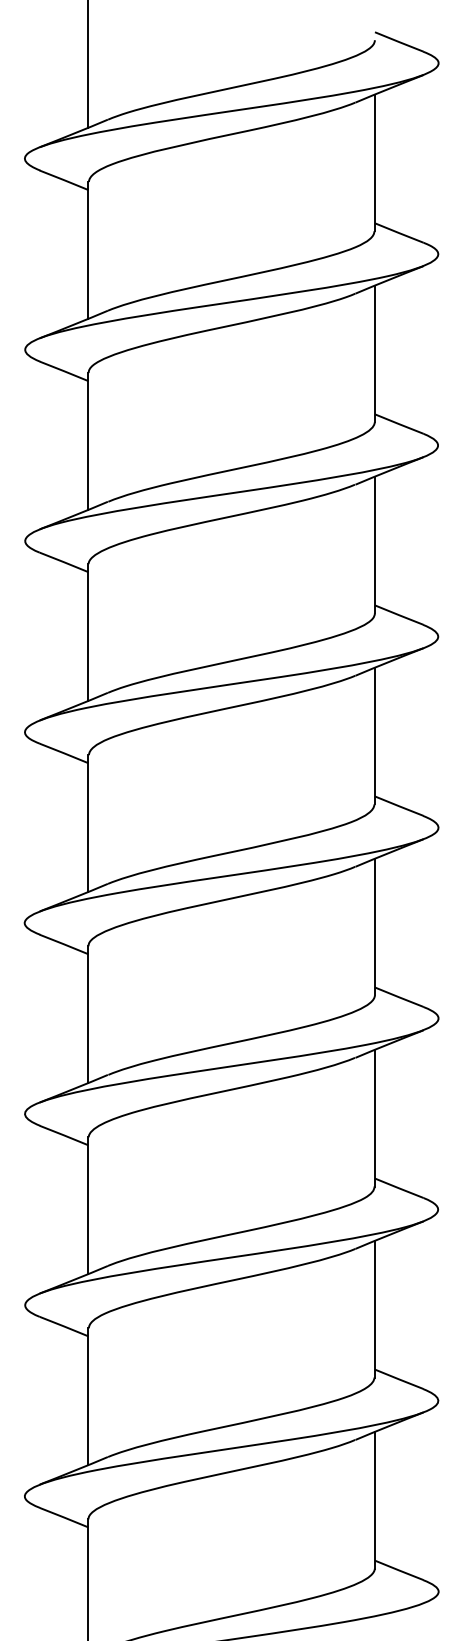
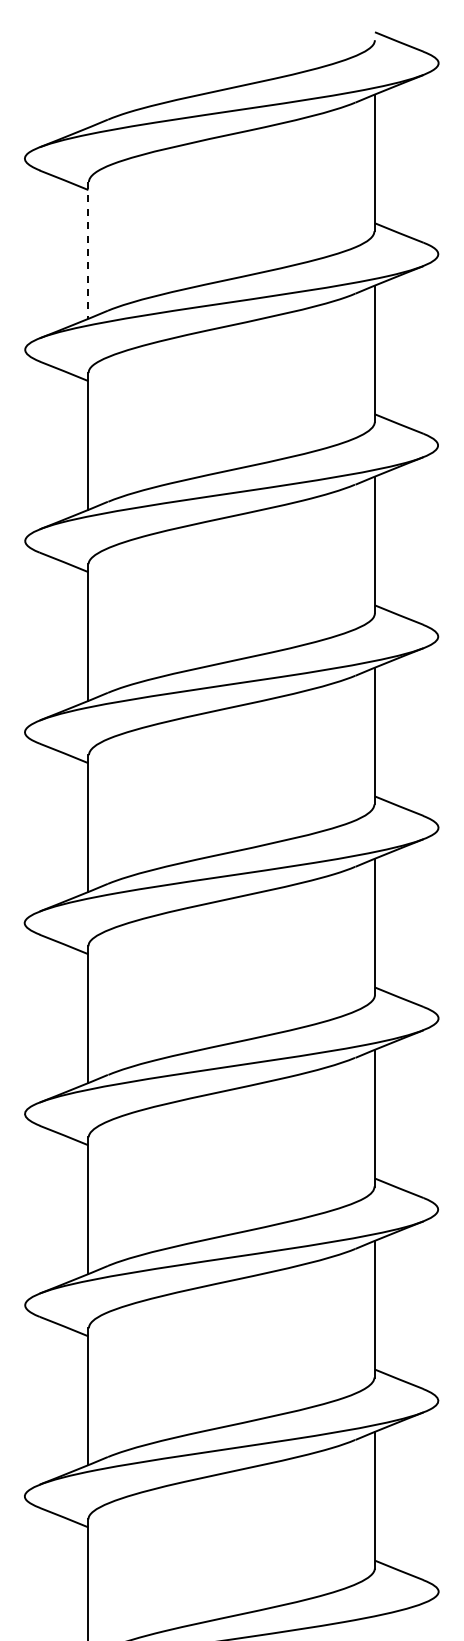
line: present -> none (88, 64)
line: solid -> dashed (88, 250)
